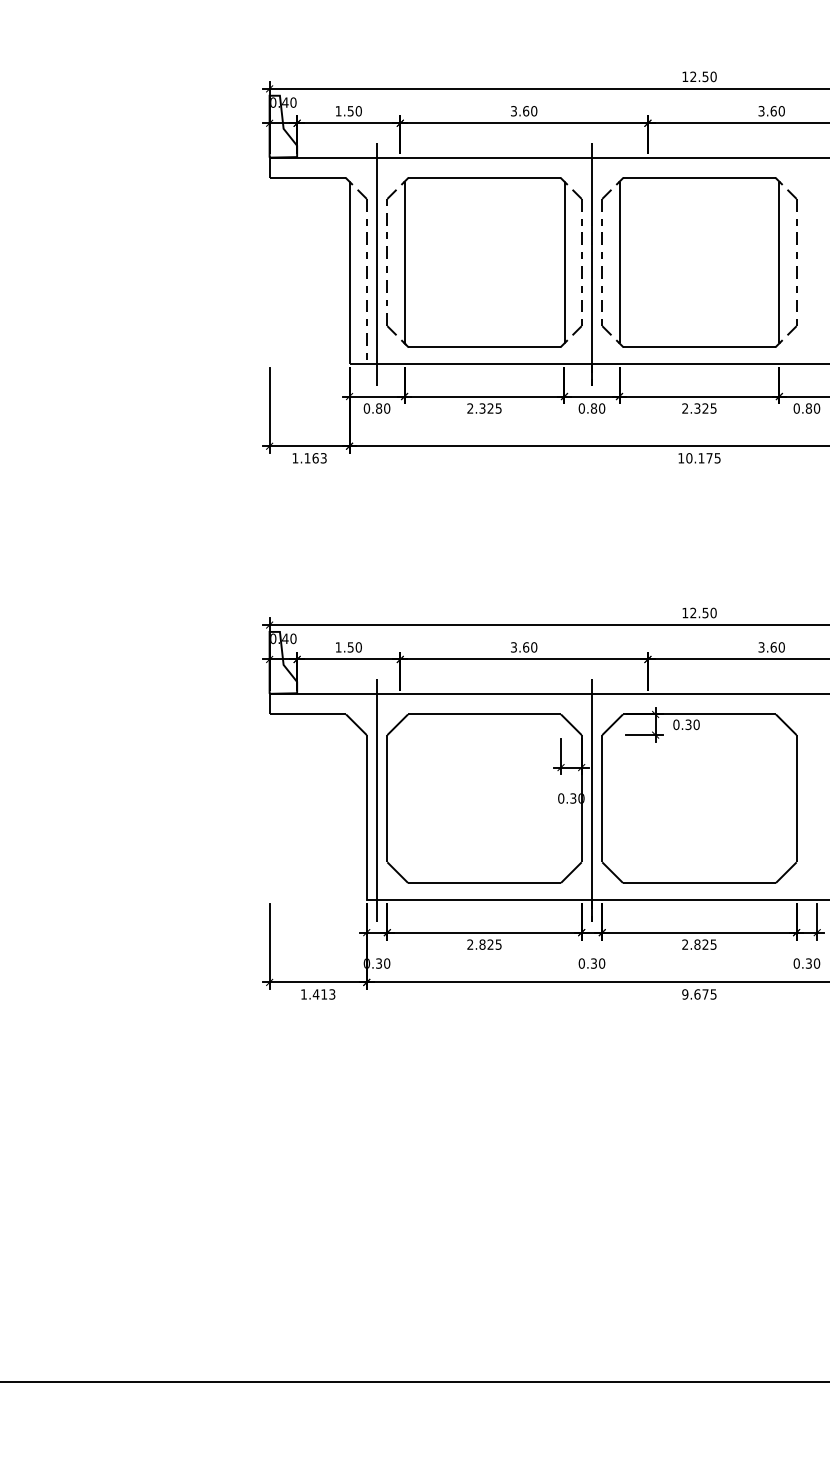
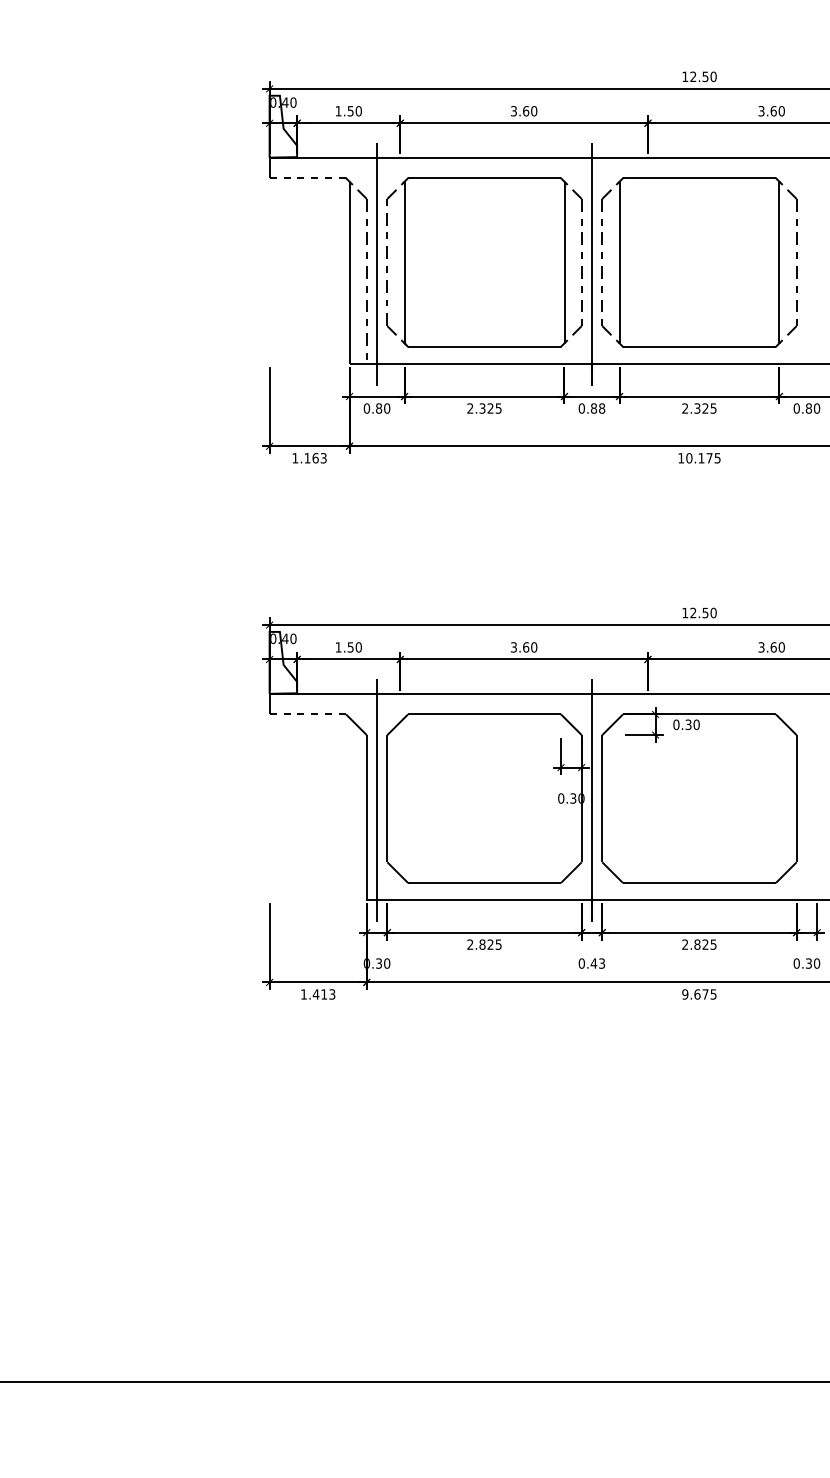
line: solid -> dashed (308, 178)
text: 0.80 -> 0.88 (602, 408)
line: solid -> dashed (308, 714)
text: 0.30 -> 0.43 (597, 963)
